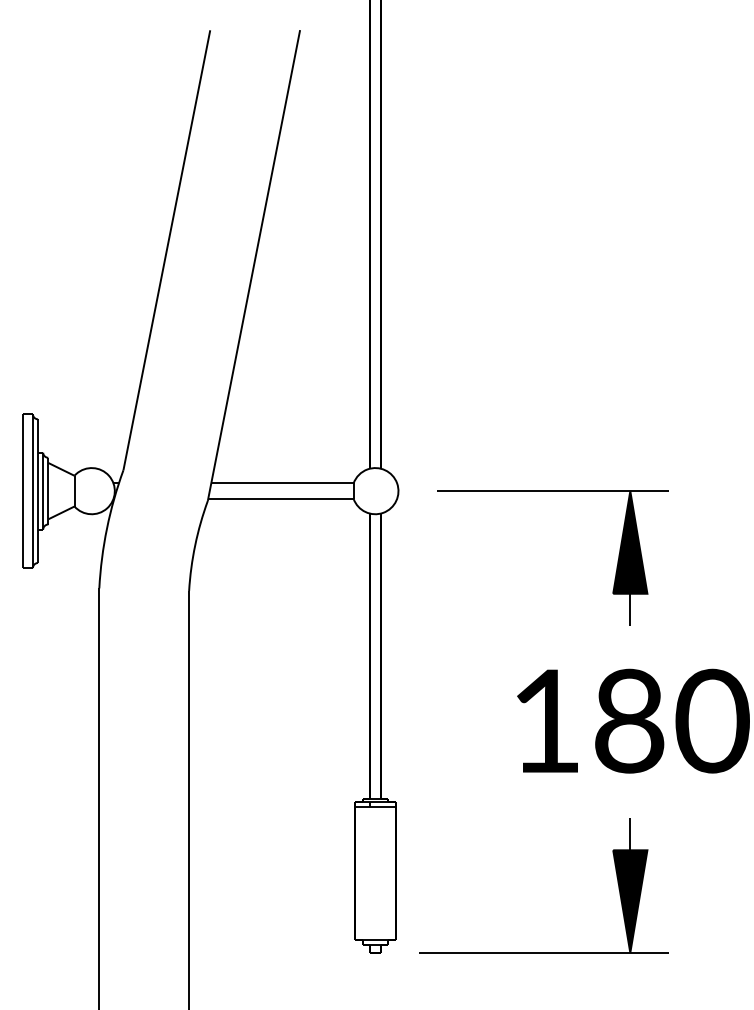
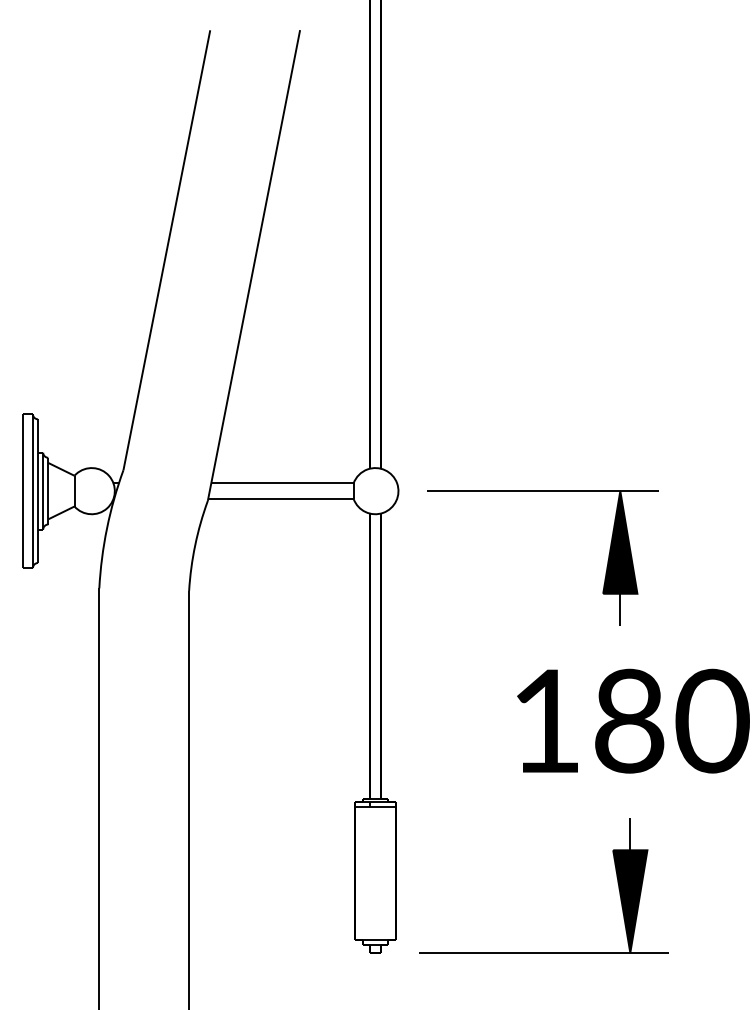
part position: (616, 566) -> (606, 566) (606, 566)
